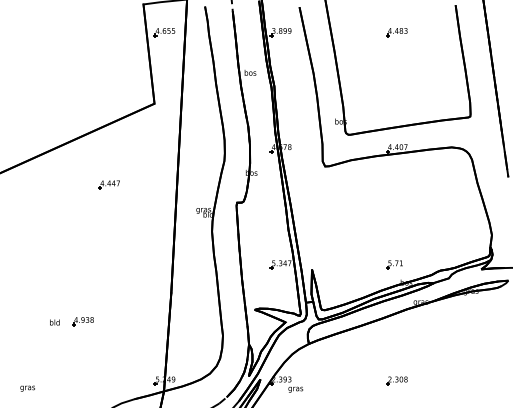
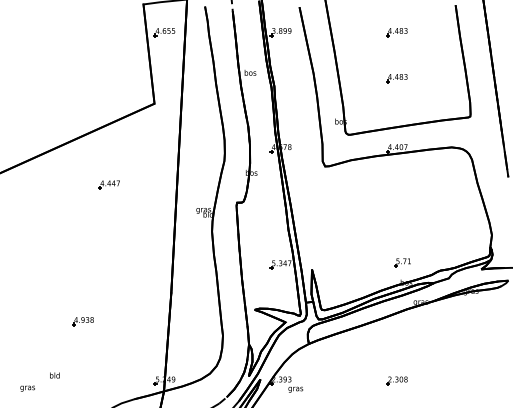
part: none -> present (396, 78)
part position: (394, 264) -> (402, 262) (402, 262)
text position: (54, 322) -> (54, 375) (54, 375)
